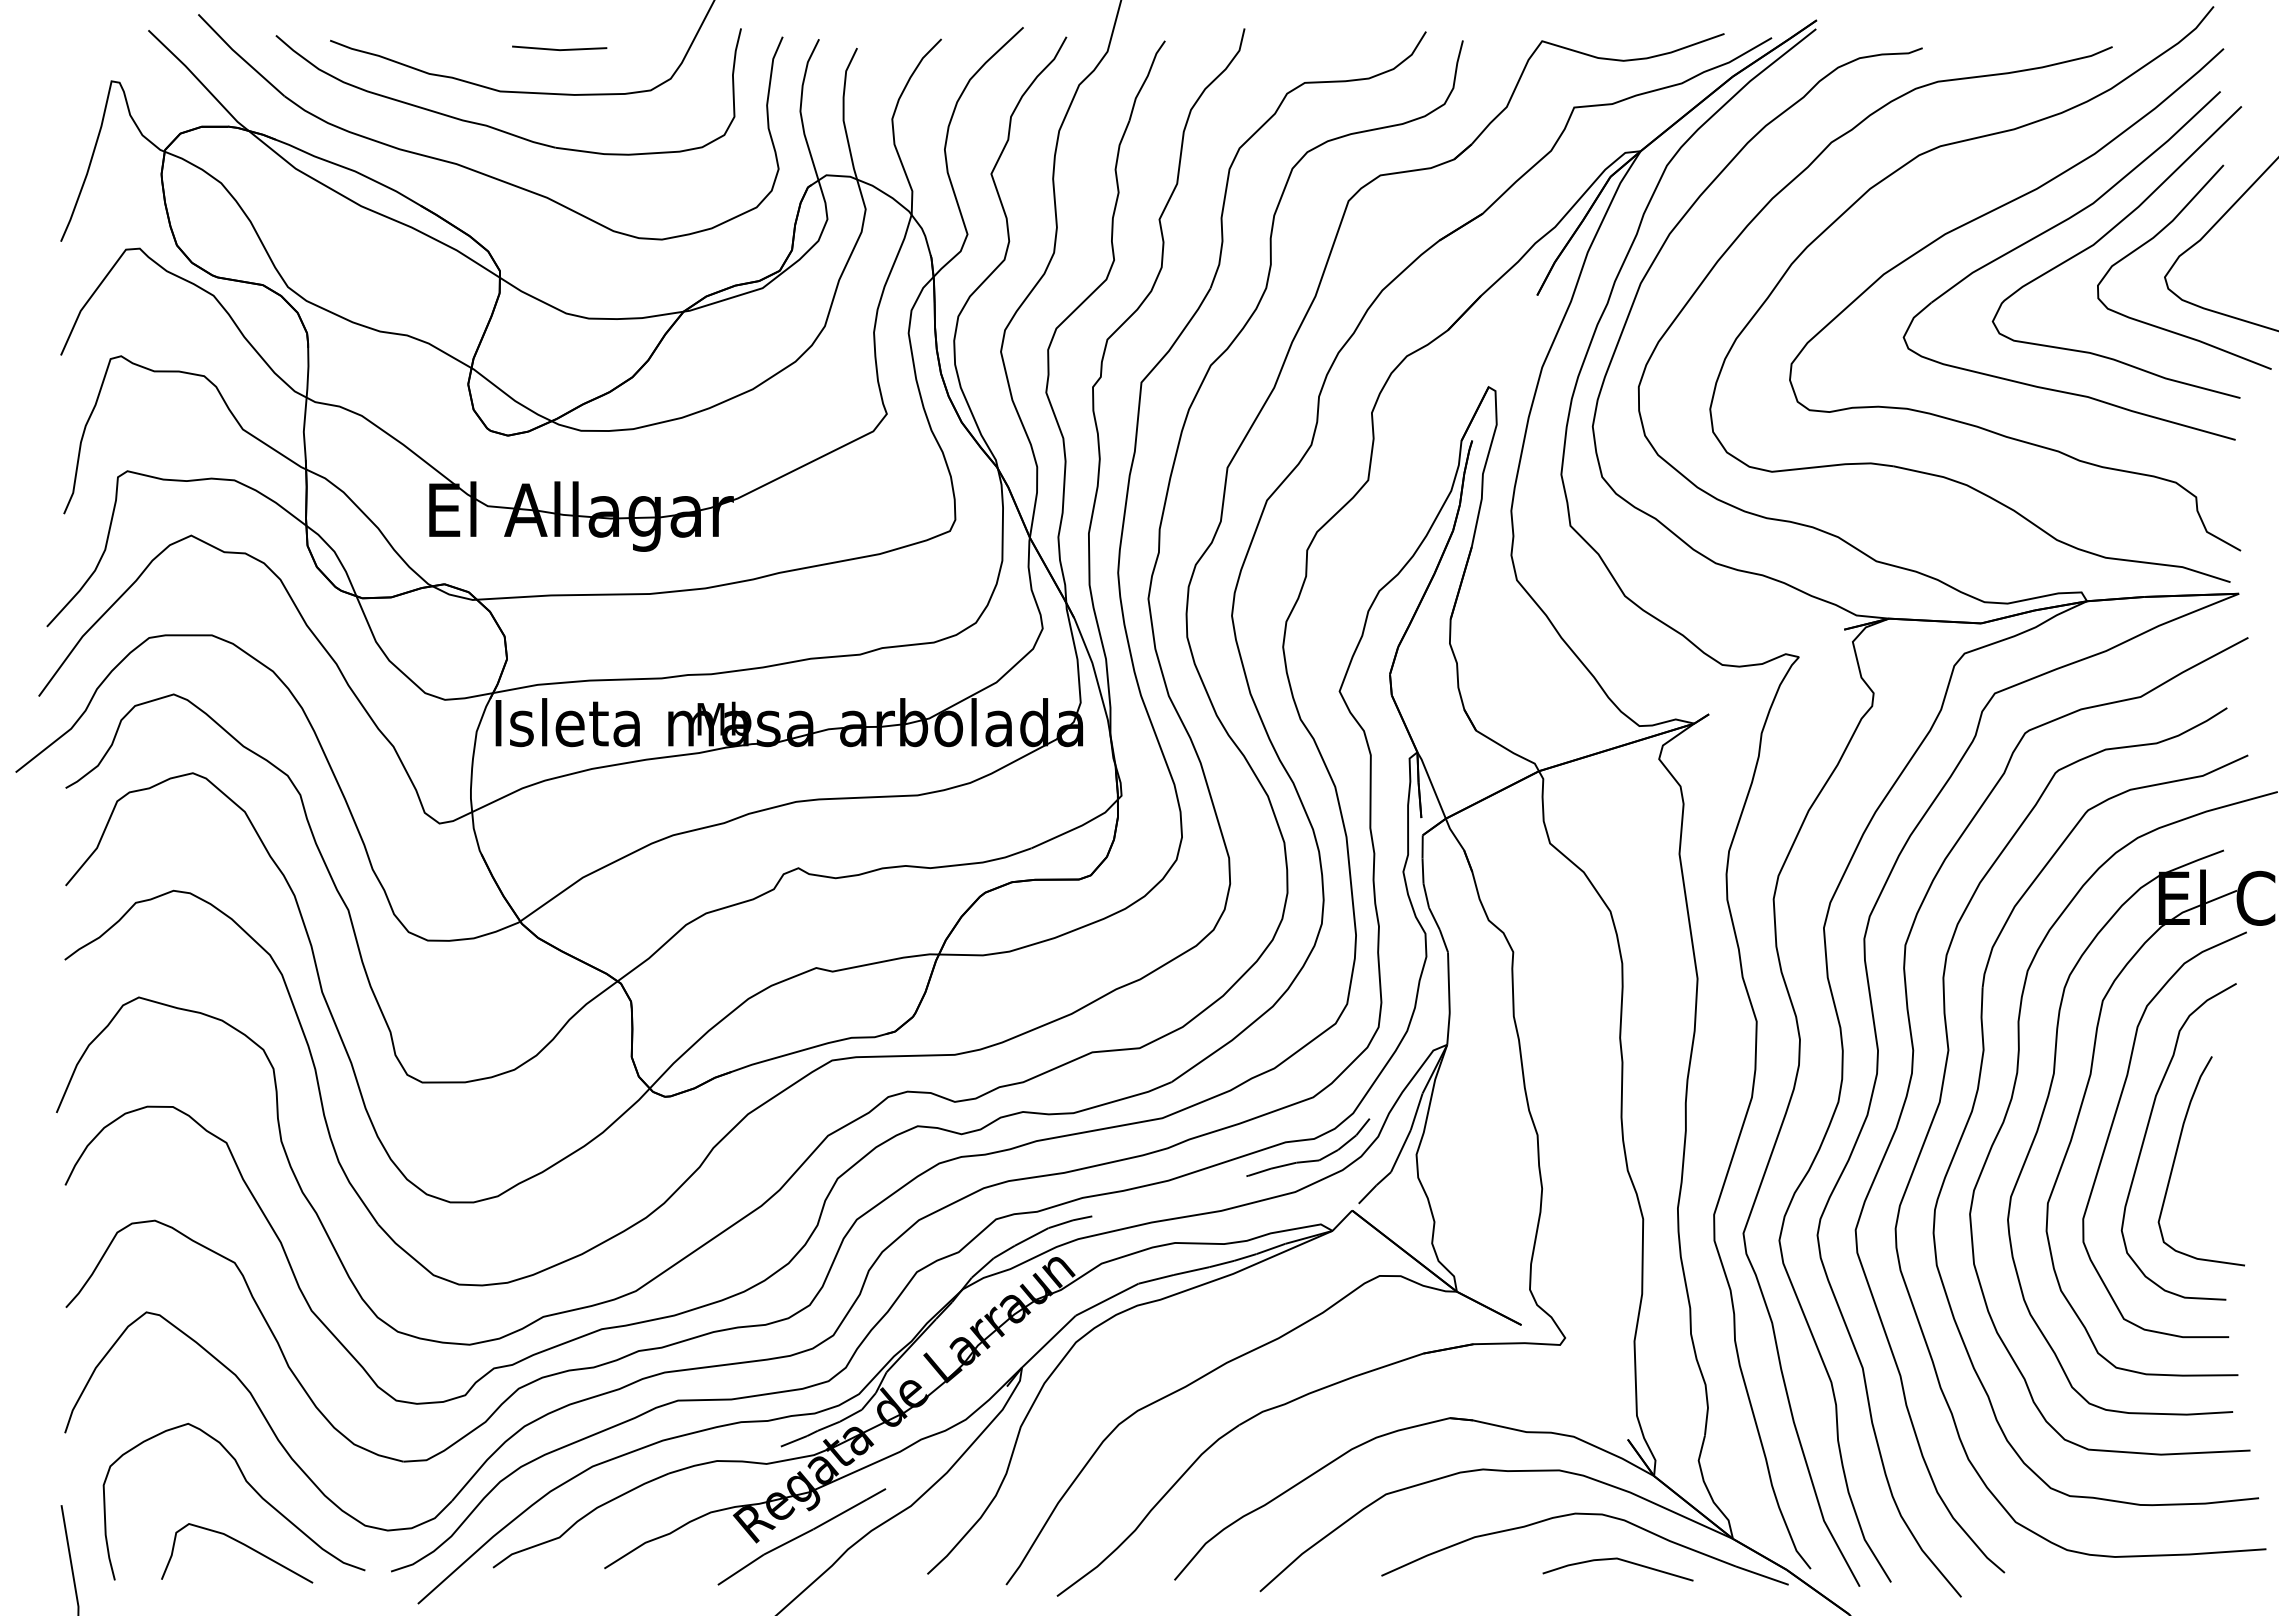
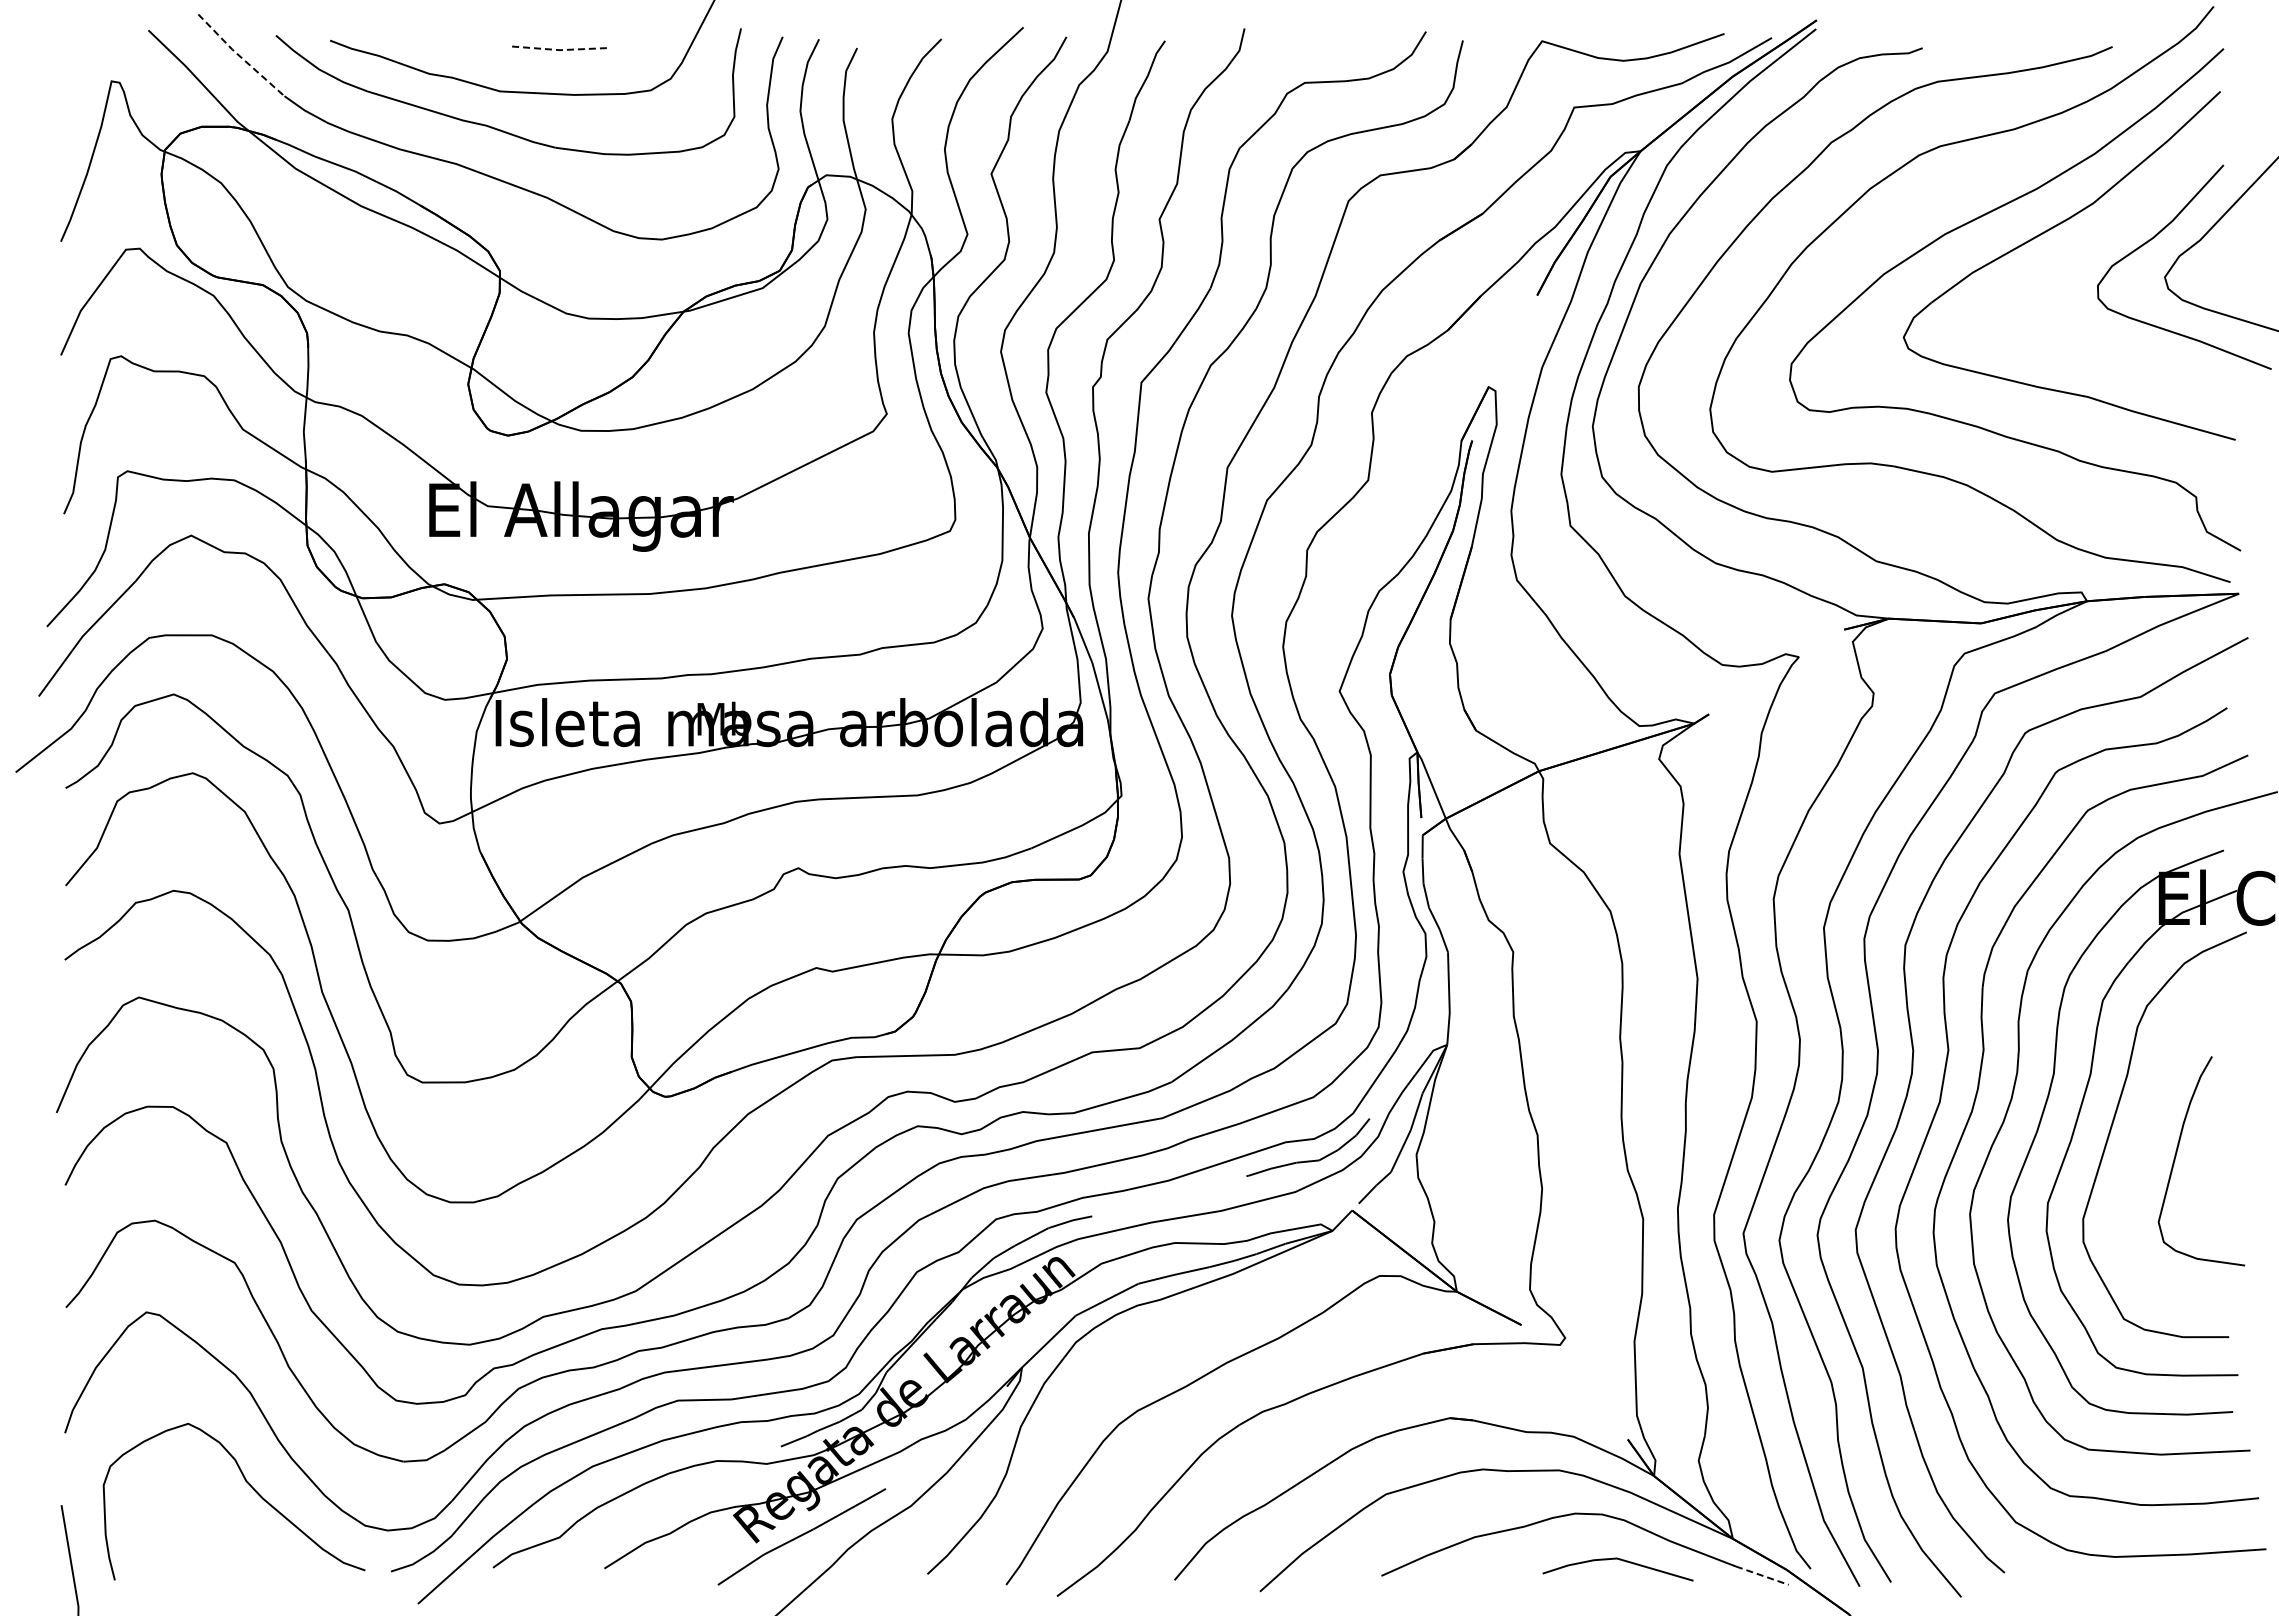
line: solid -> dashed (559, 50)
line: solid -> dashed (239, 56)
curve: present -> none (2105, 236)
curve: present -> none (2147, 1131)
curve: present -> none (241, 1544)
line: solid -> dashed (1762, 1575)
